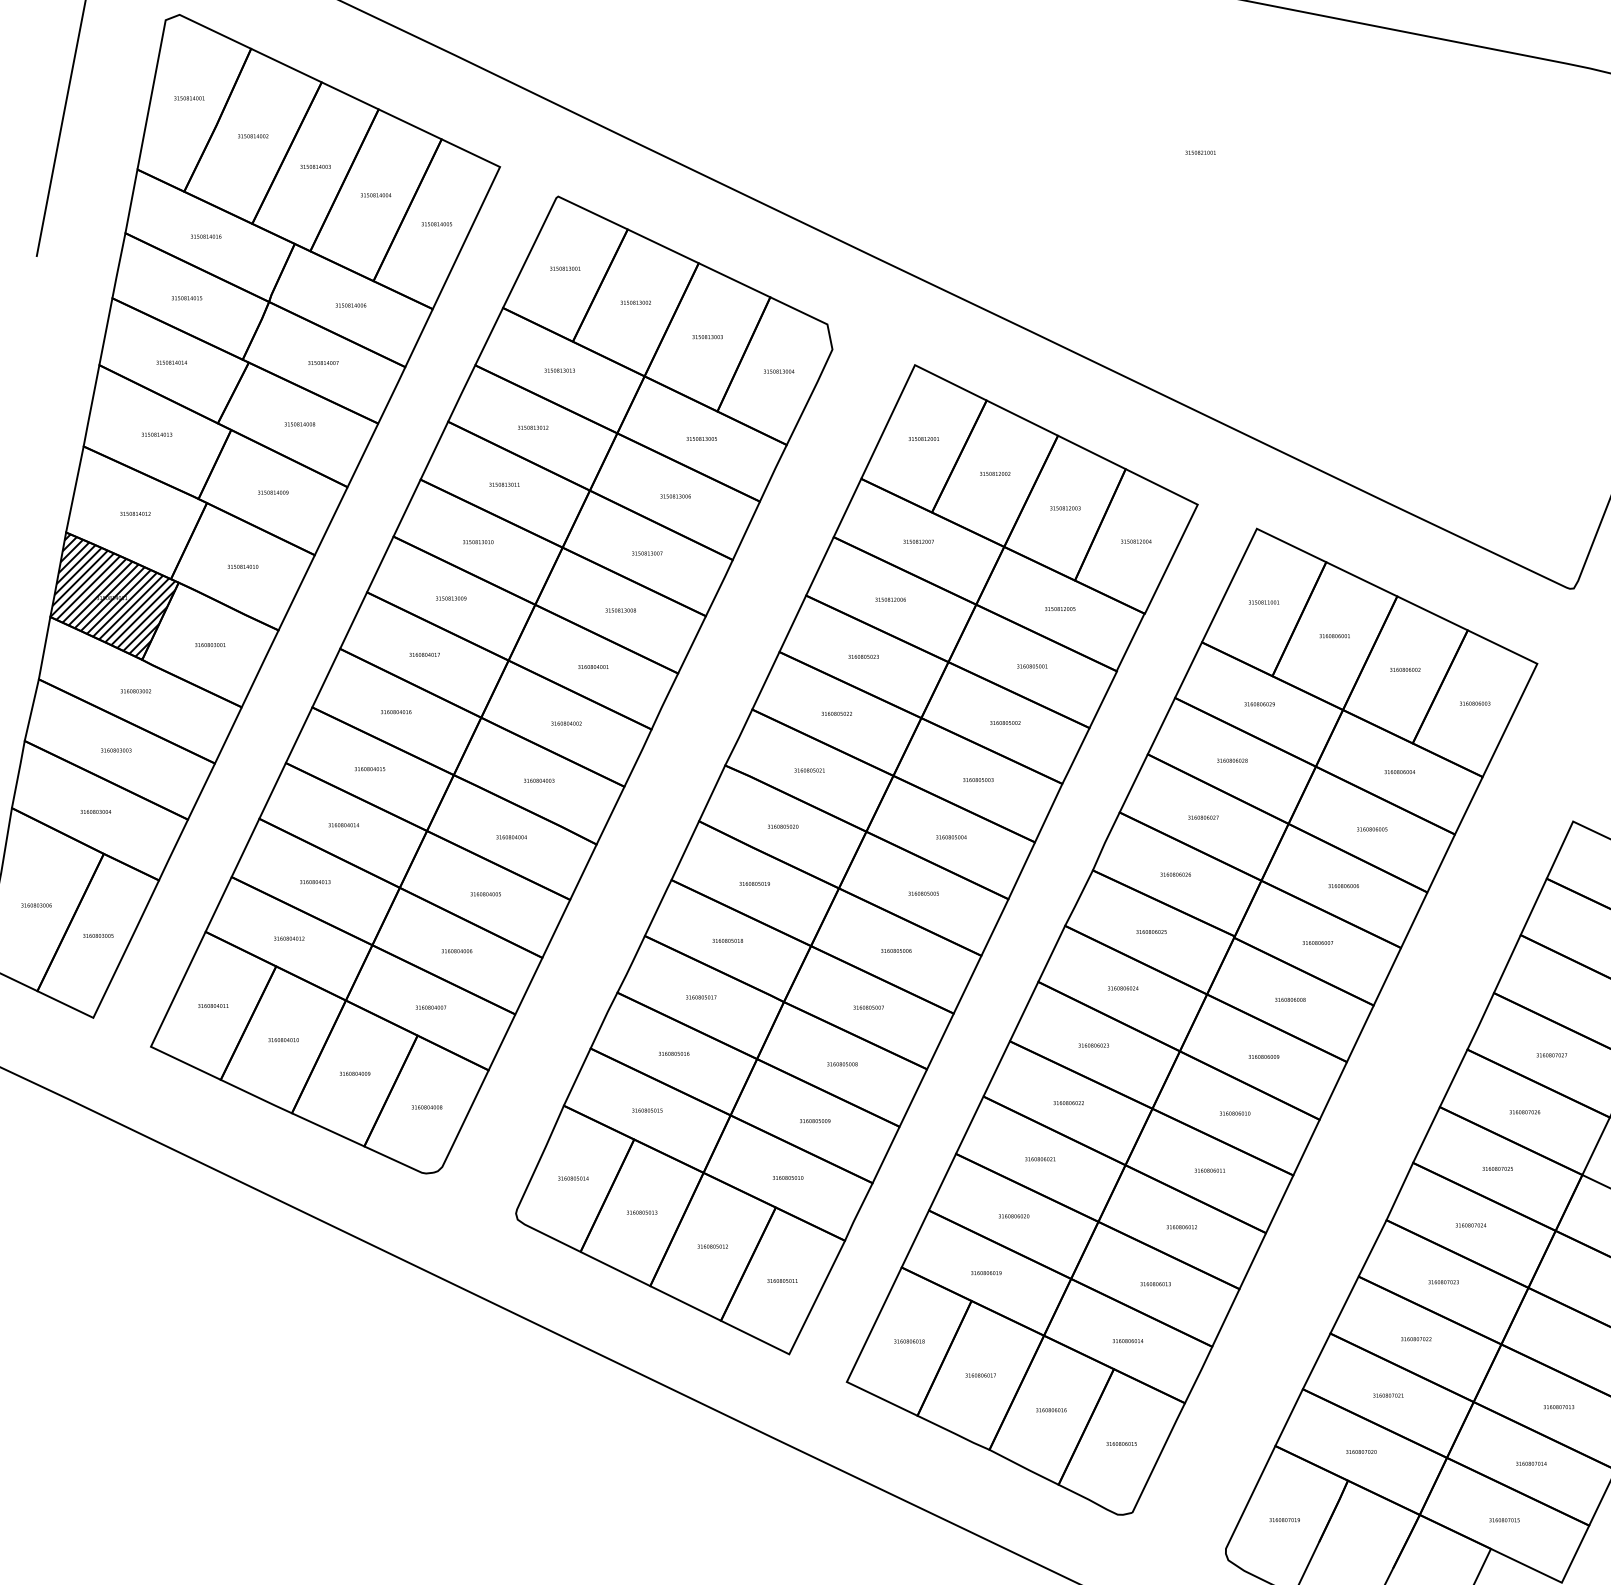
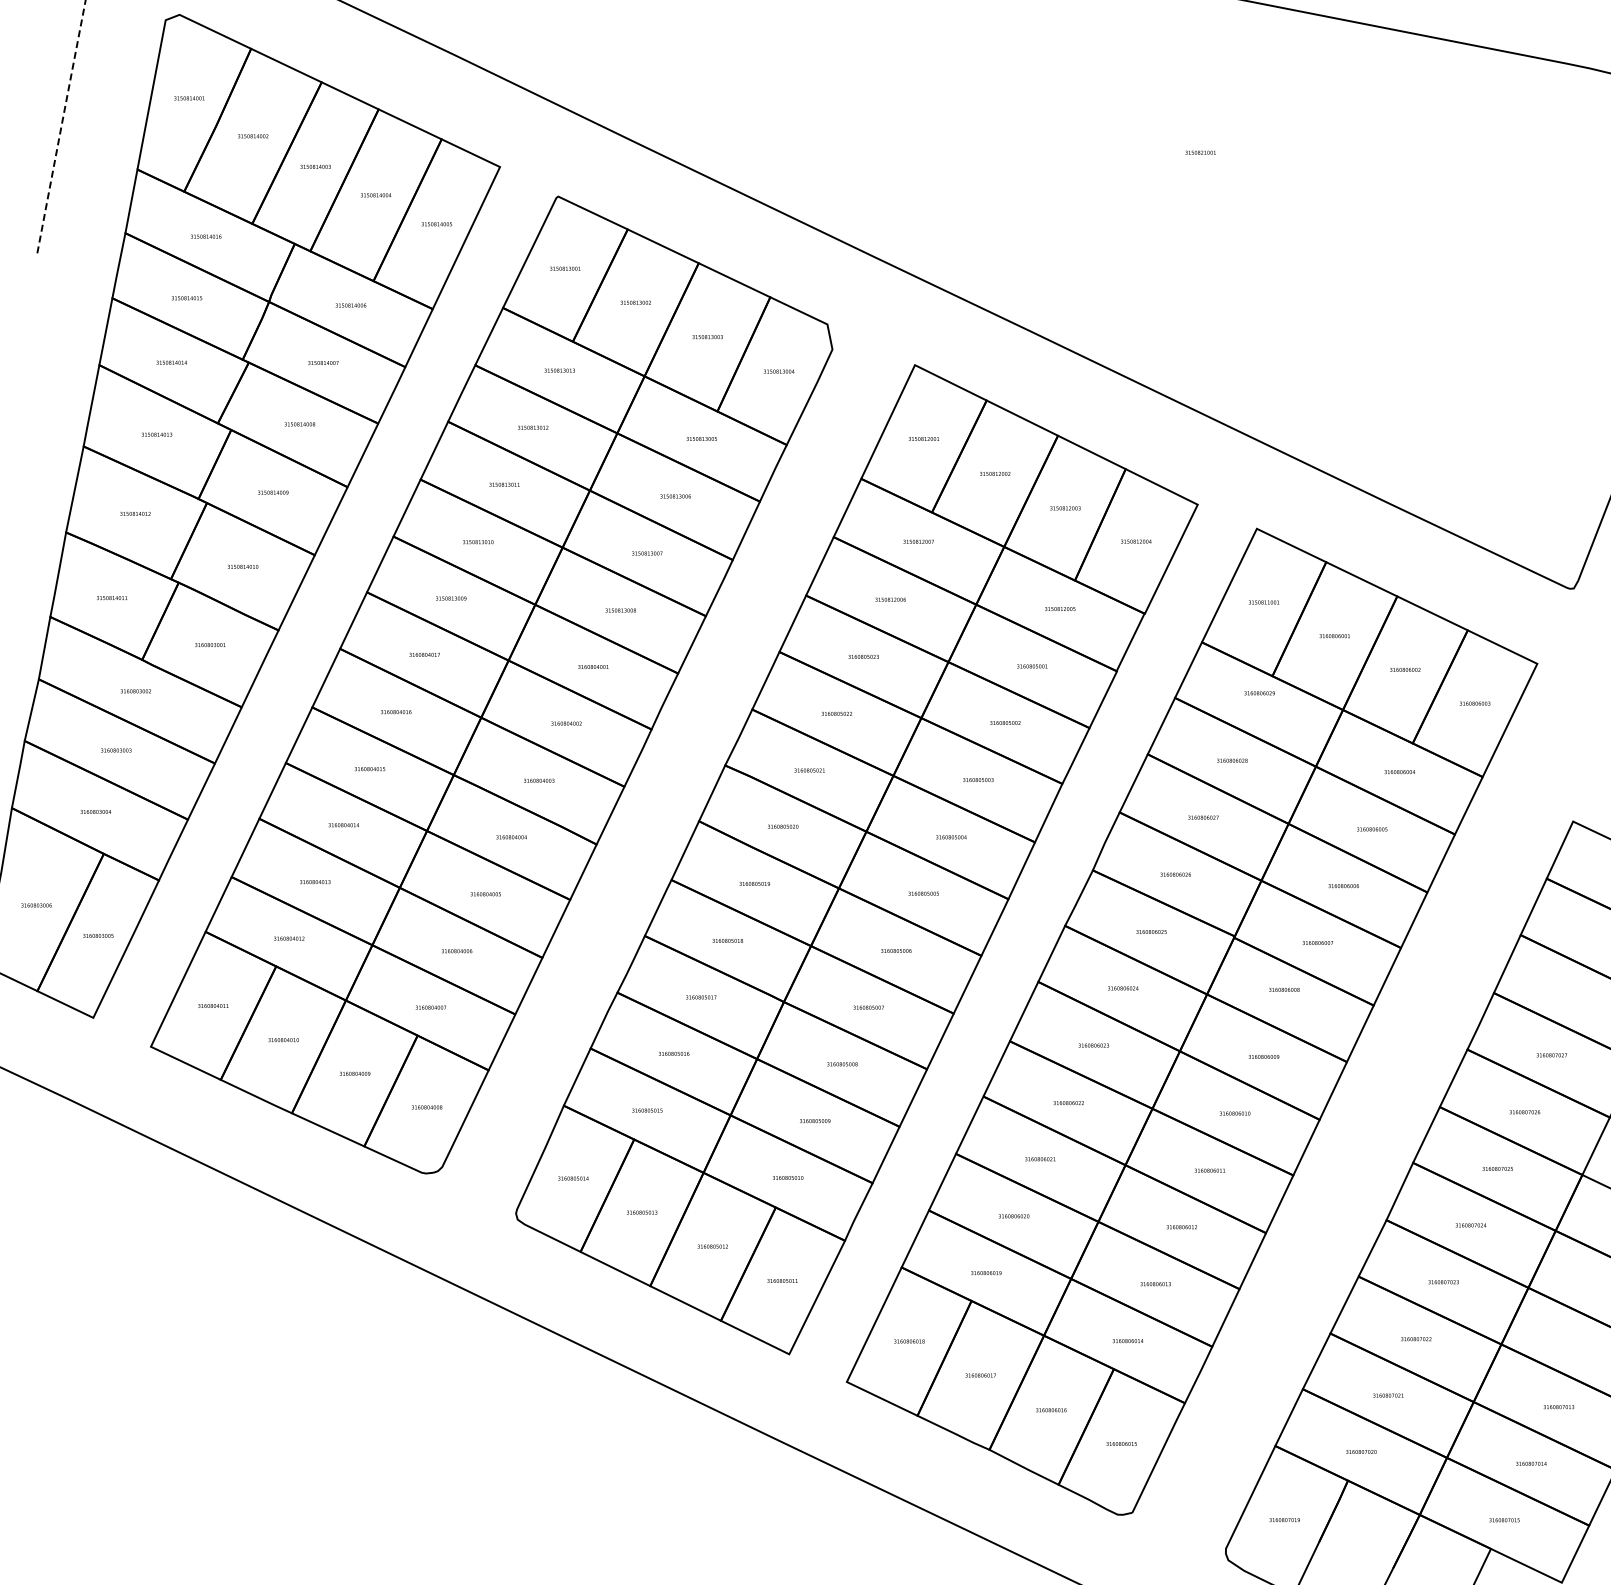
line: solid -> dashed (61, 128)
hatch: present -> none (112, 596)
text position: (1259, 704) -> (1259, 693) (1259, 693)
text position: (1290, 999) -> (1284, 989) (1284, 989)
